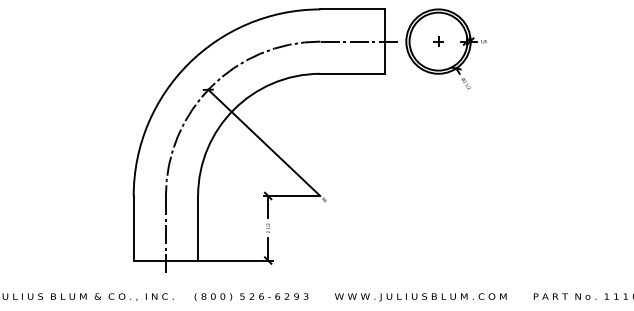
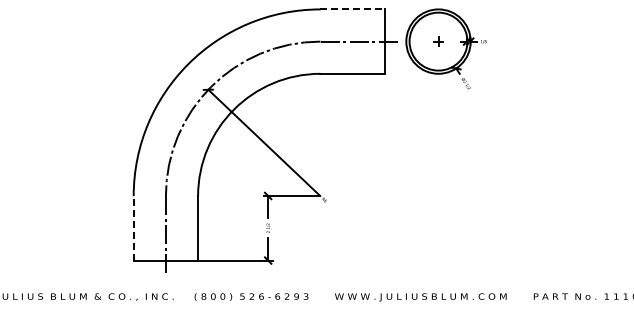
line: solid -> dashed (353, 9)
line: solid -> dashed (133, 227)
